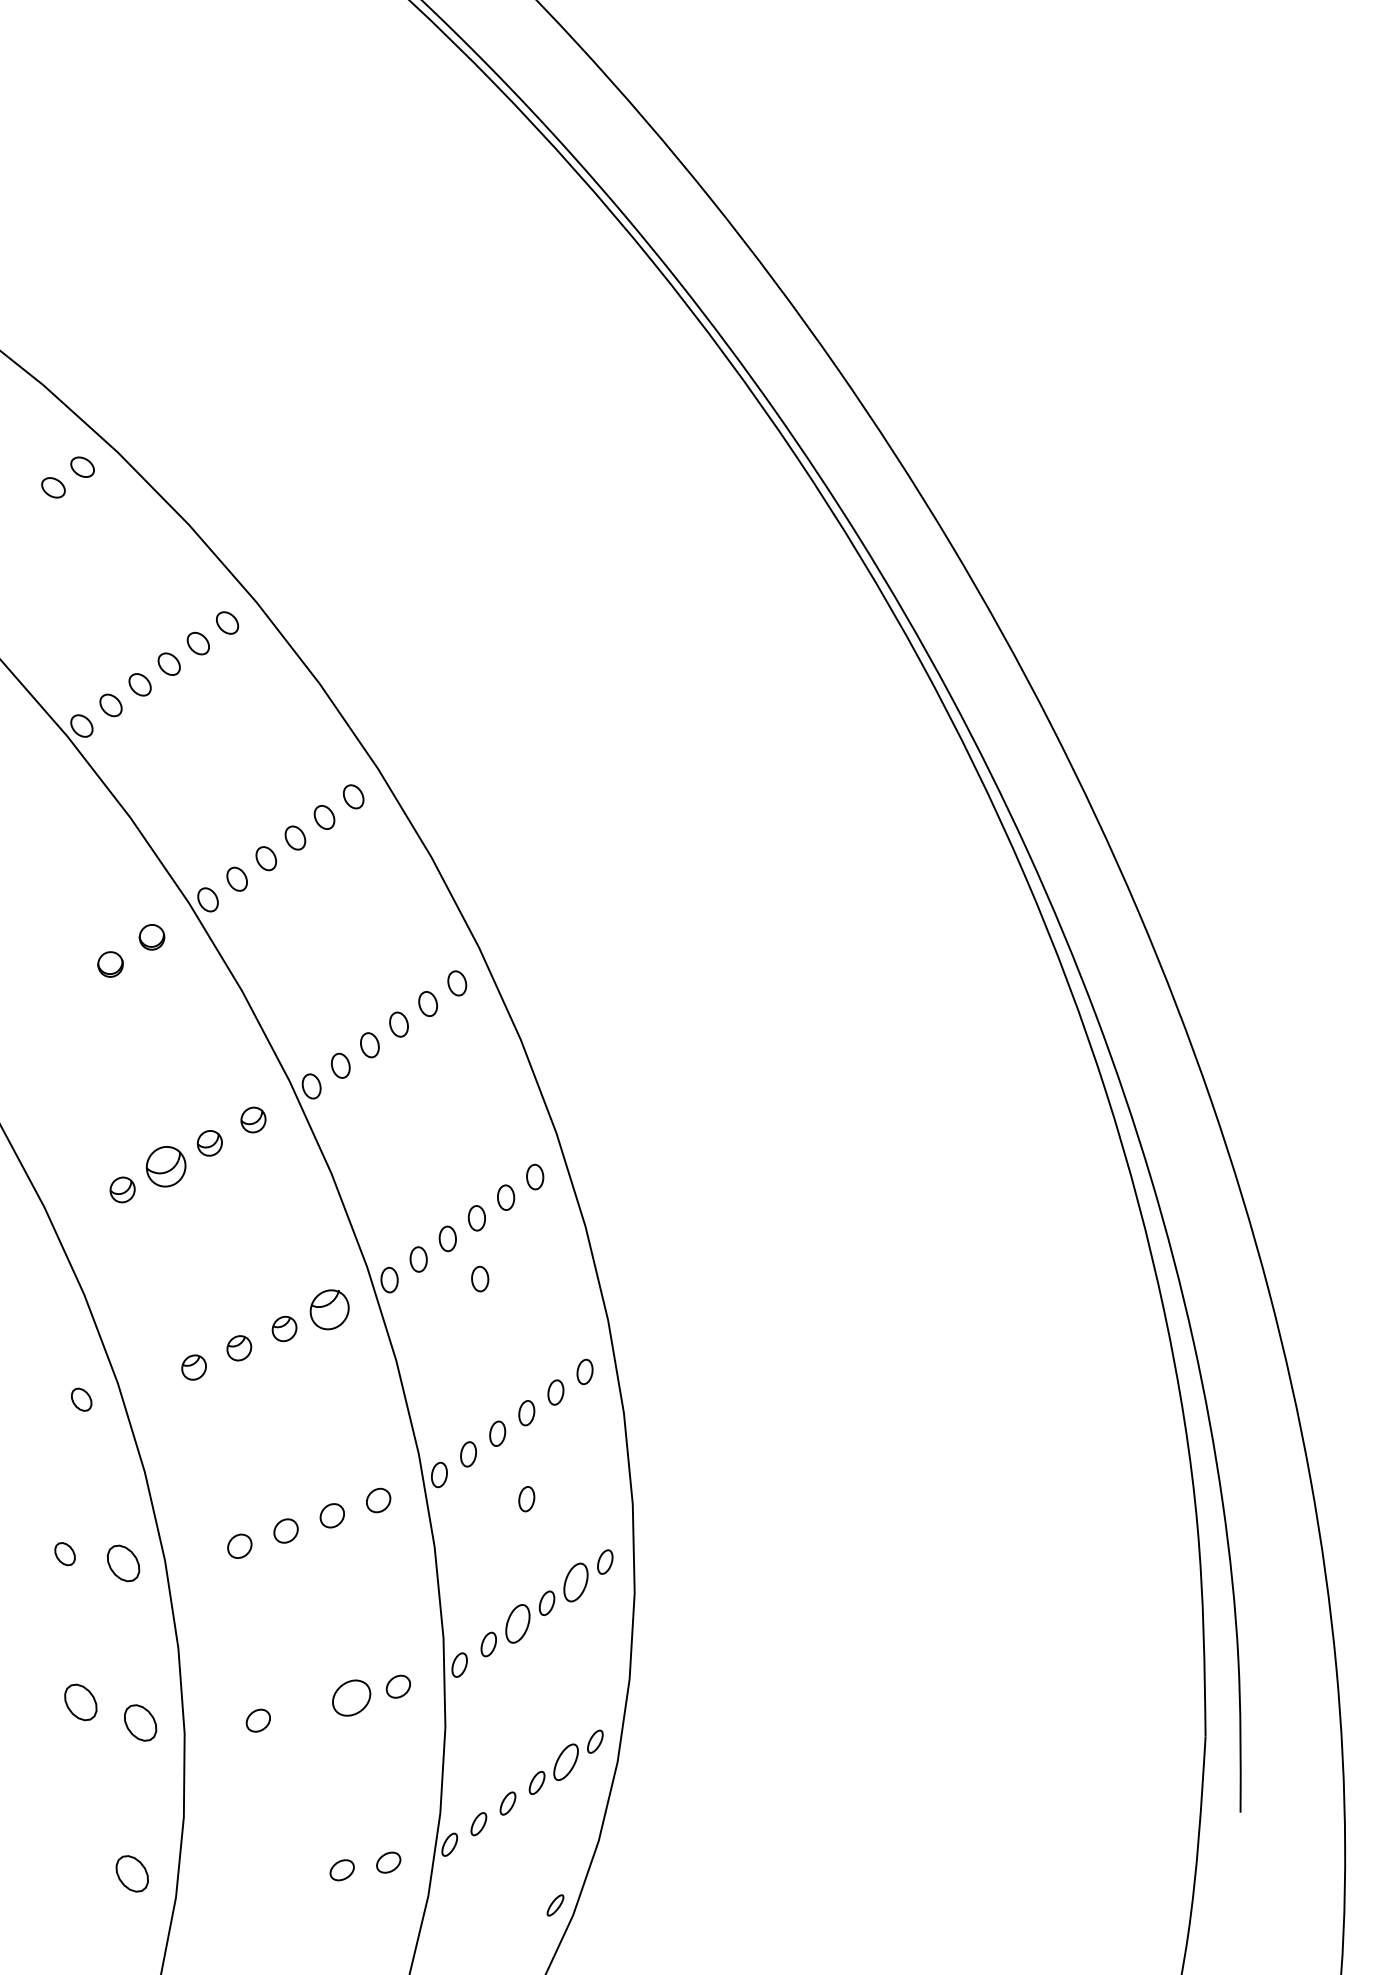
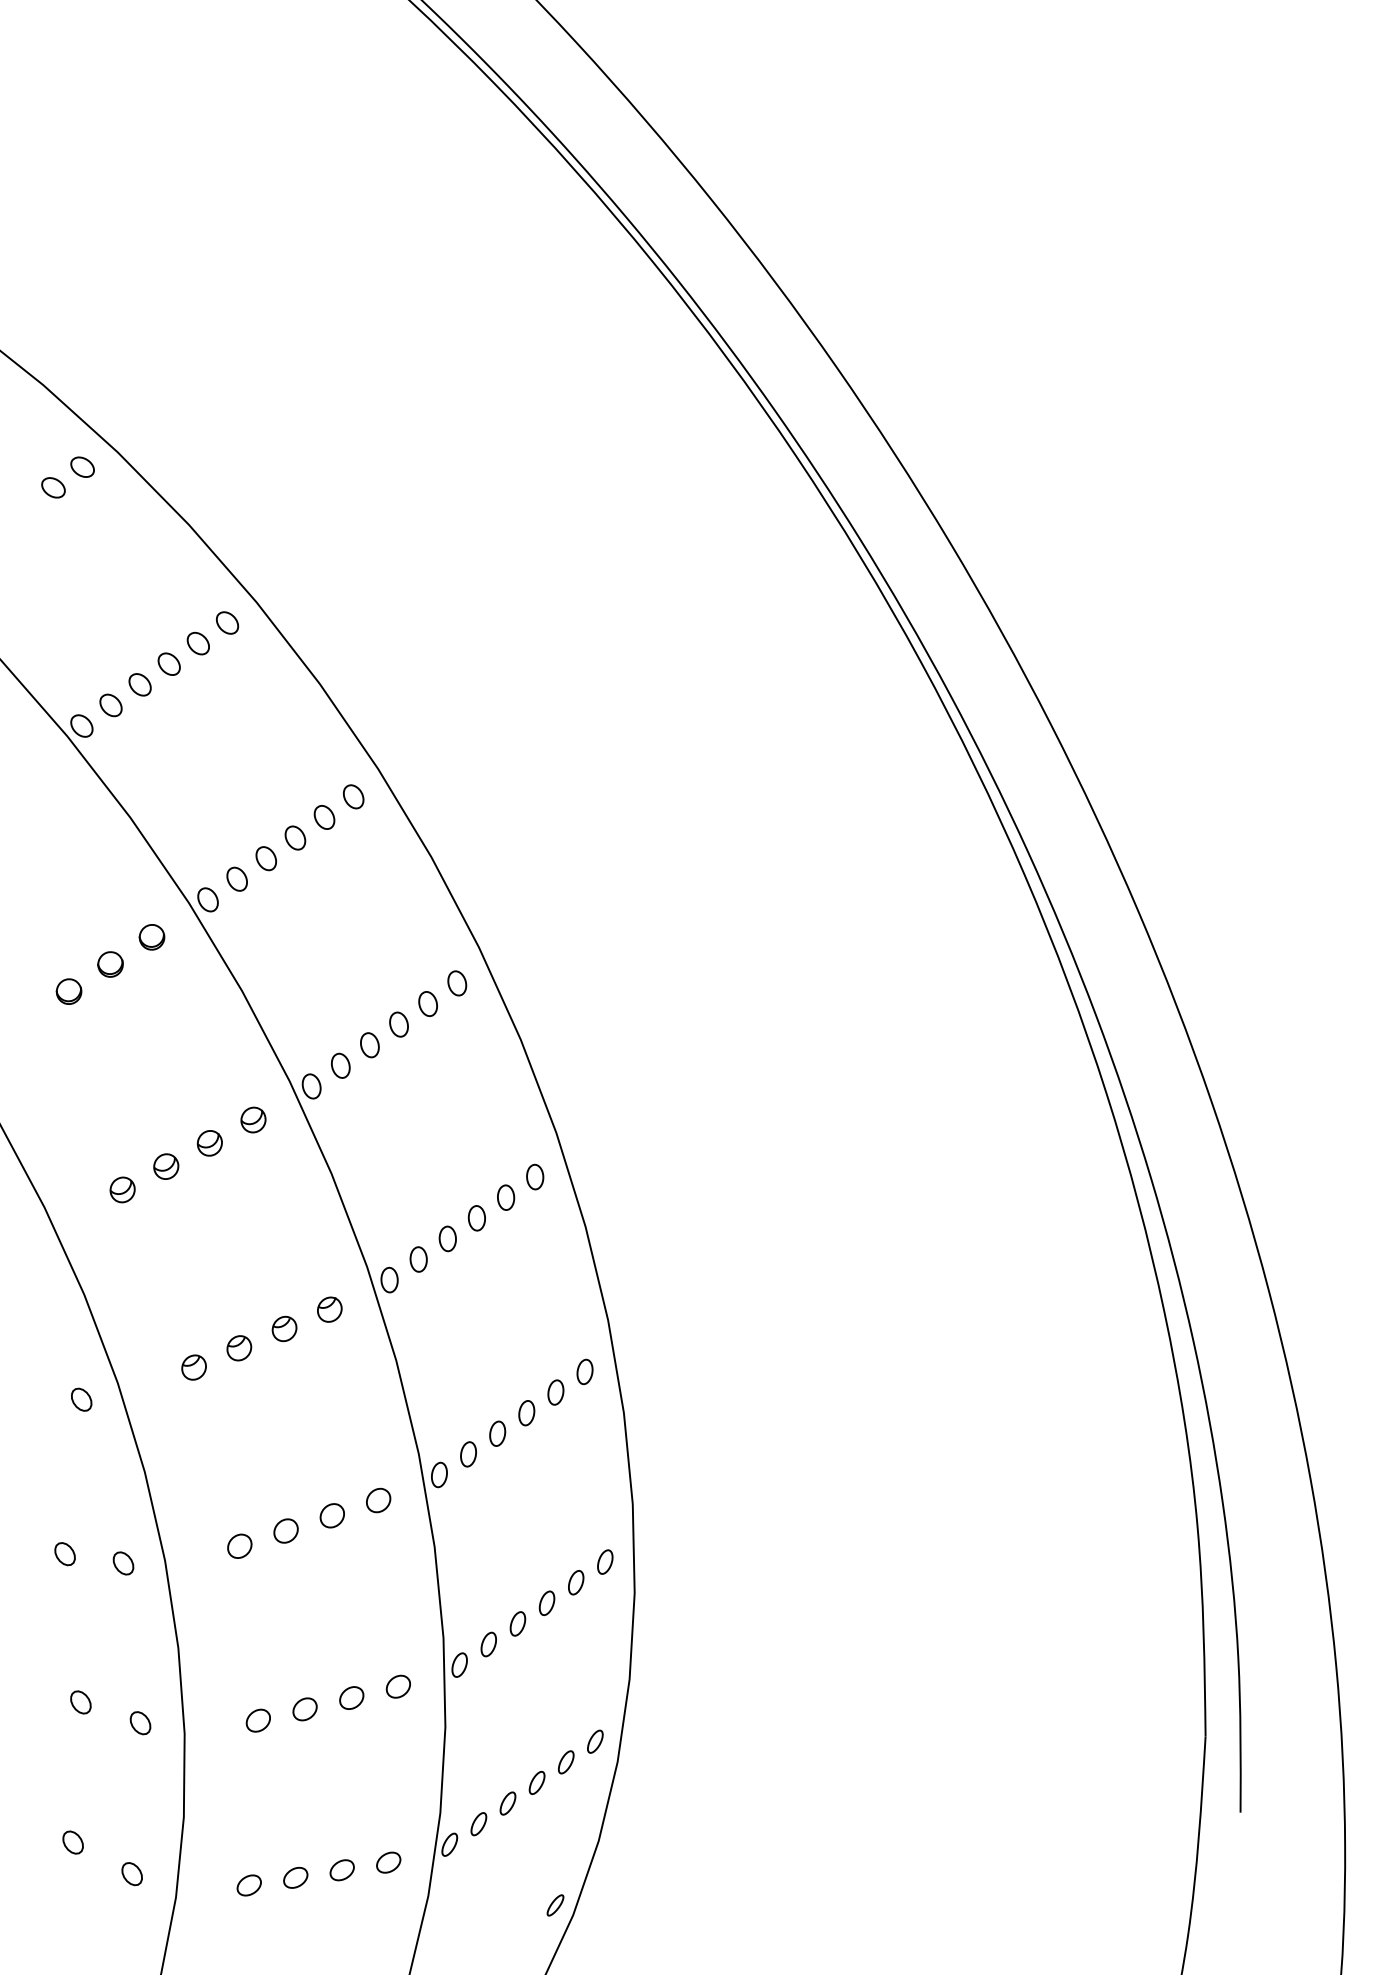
part: none -> present (68, 991)
part size: 42x42 px -> 27x27 px (166, 1166)
part: present -> none (480, 1278)
part size: 41x42 px -> 26x27 px (329, 1309)
part: present -> none (526, 1499)
part size: 34x39 px -> 23x25 px (123, 1563)
part size: 26x41 px -> 17x26 px (576, 1582)
part size: 26x40 px -> 18x26 px (517, 1623)
part size: 40x38 px -> 26x24 px (351, 1697)
part size: 34x39 px -> 22x25 px (80, 1702)
part: none -> present (304, 1709)
part size: 34x38 px -> 23x25 px (140, 1723)
part size: 26x38 px -> 17x25 px (566, 1762)
part: none -> present (72, 1842)
part size: 34x38 px -> 22x25 px (131, 1874)
part: none -> present (295, 1877)
part: none -> present (248, 1885)
